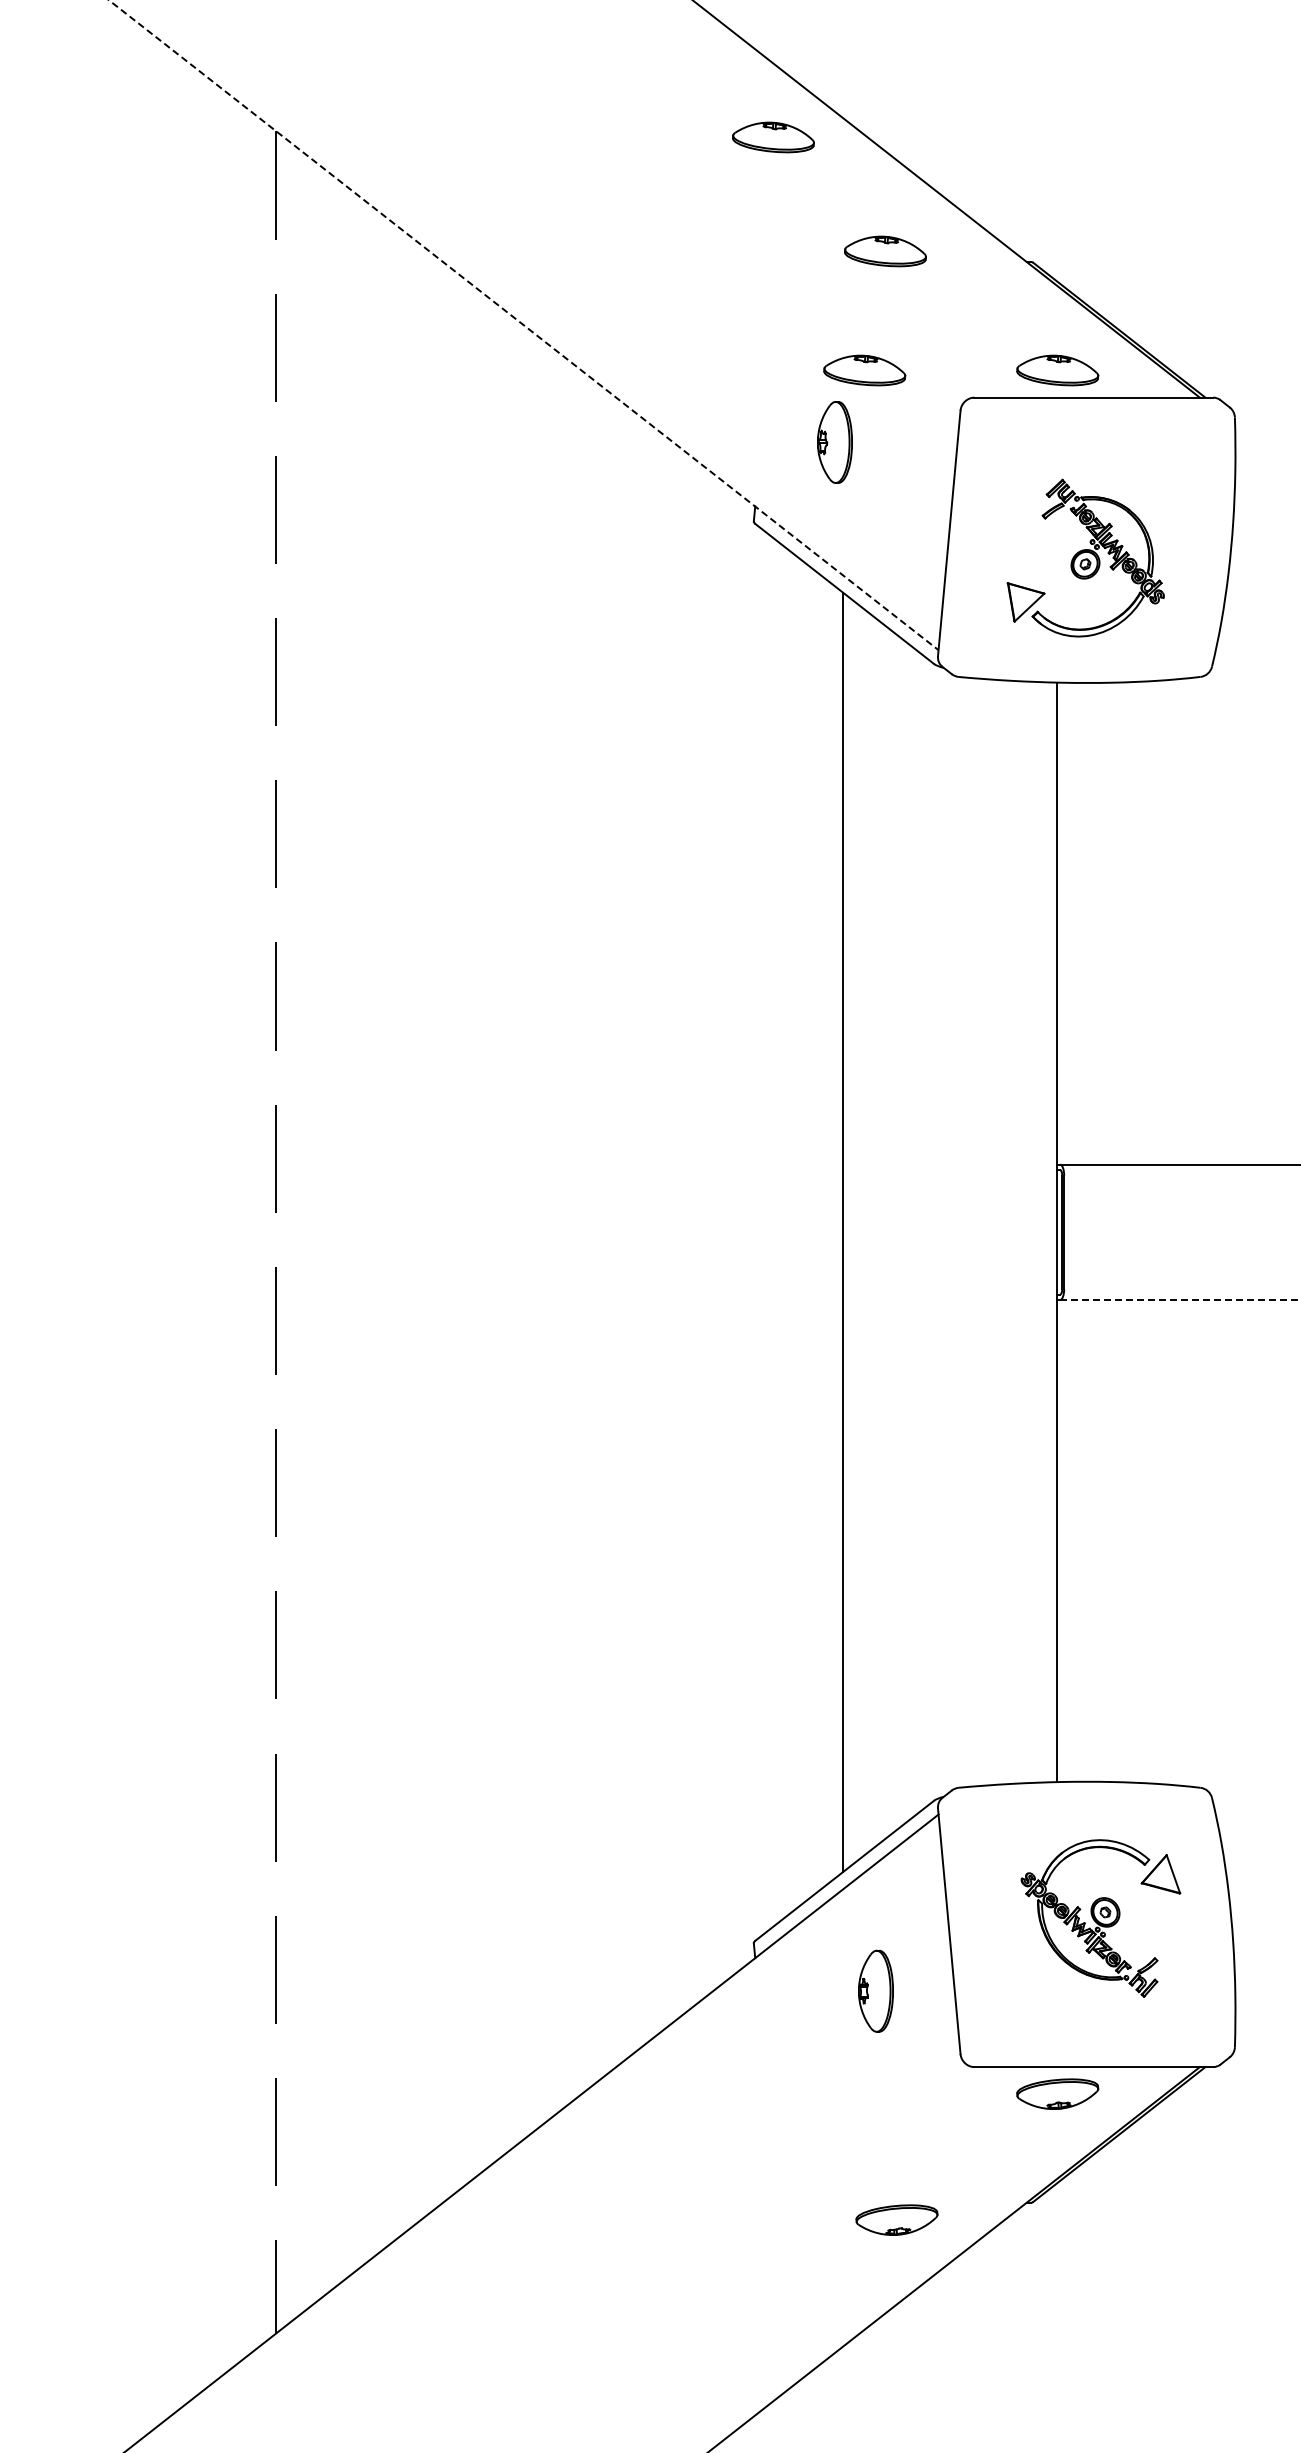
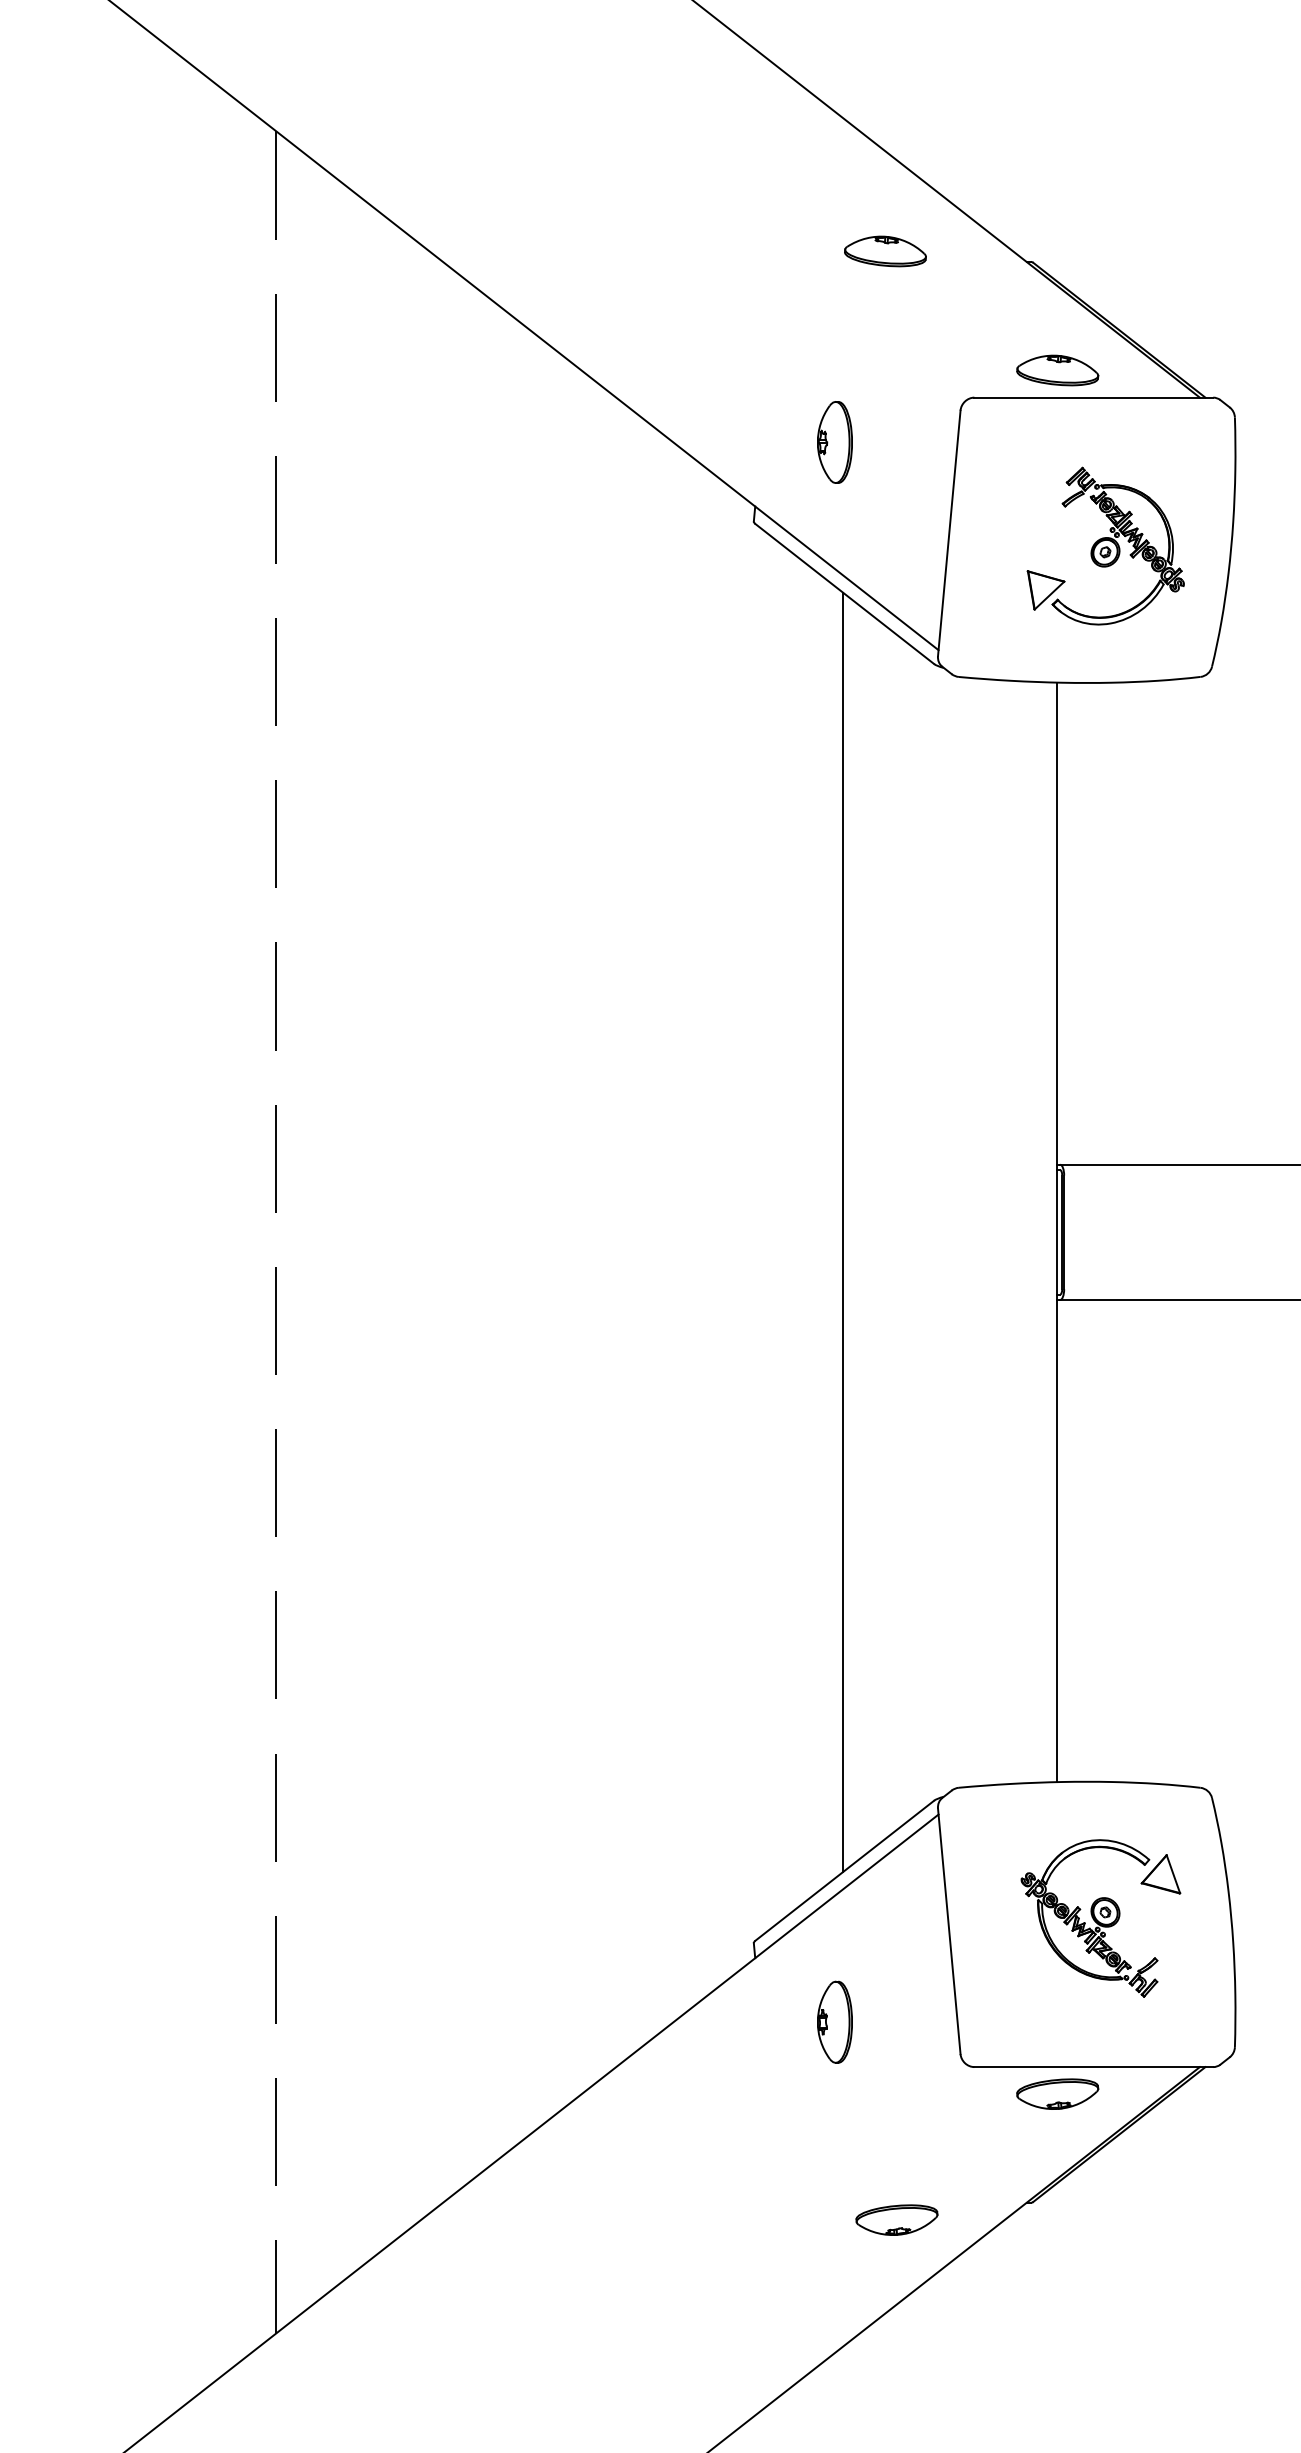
part: present -> none (773, 137)
line: dashed -> solid (523, 325)
part: present -> none (864, 370)
part position: (1085, 557) -> (1105, 545) (1105, 545)
line: dashed -> solid (1180, 1299)
part position: (875, 1990) -> (834, 2021) (834, 2021)
